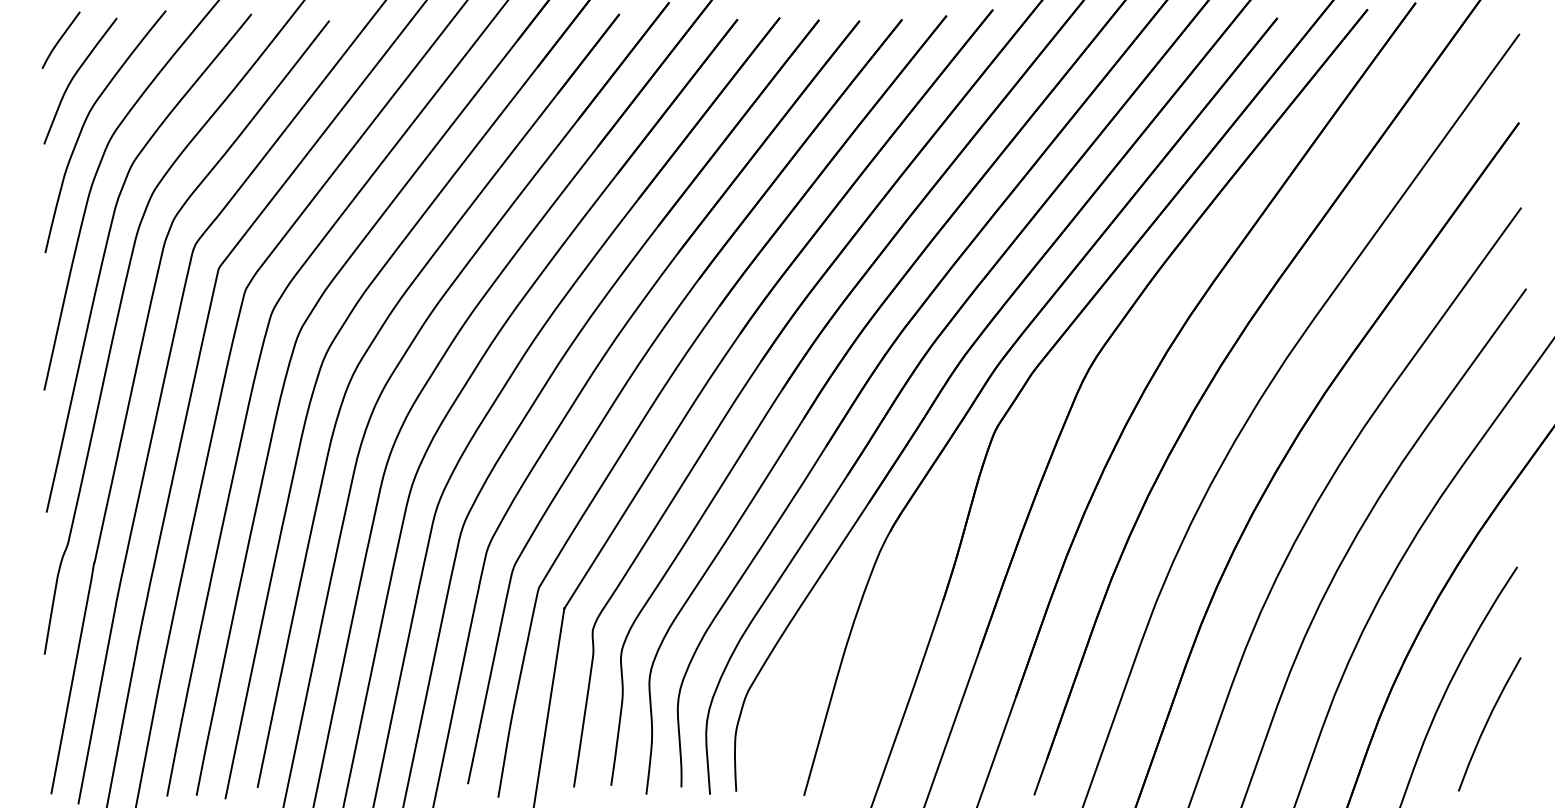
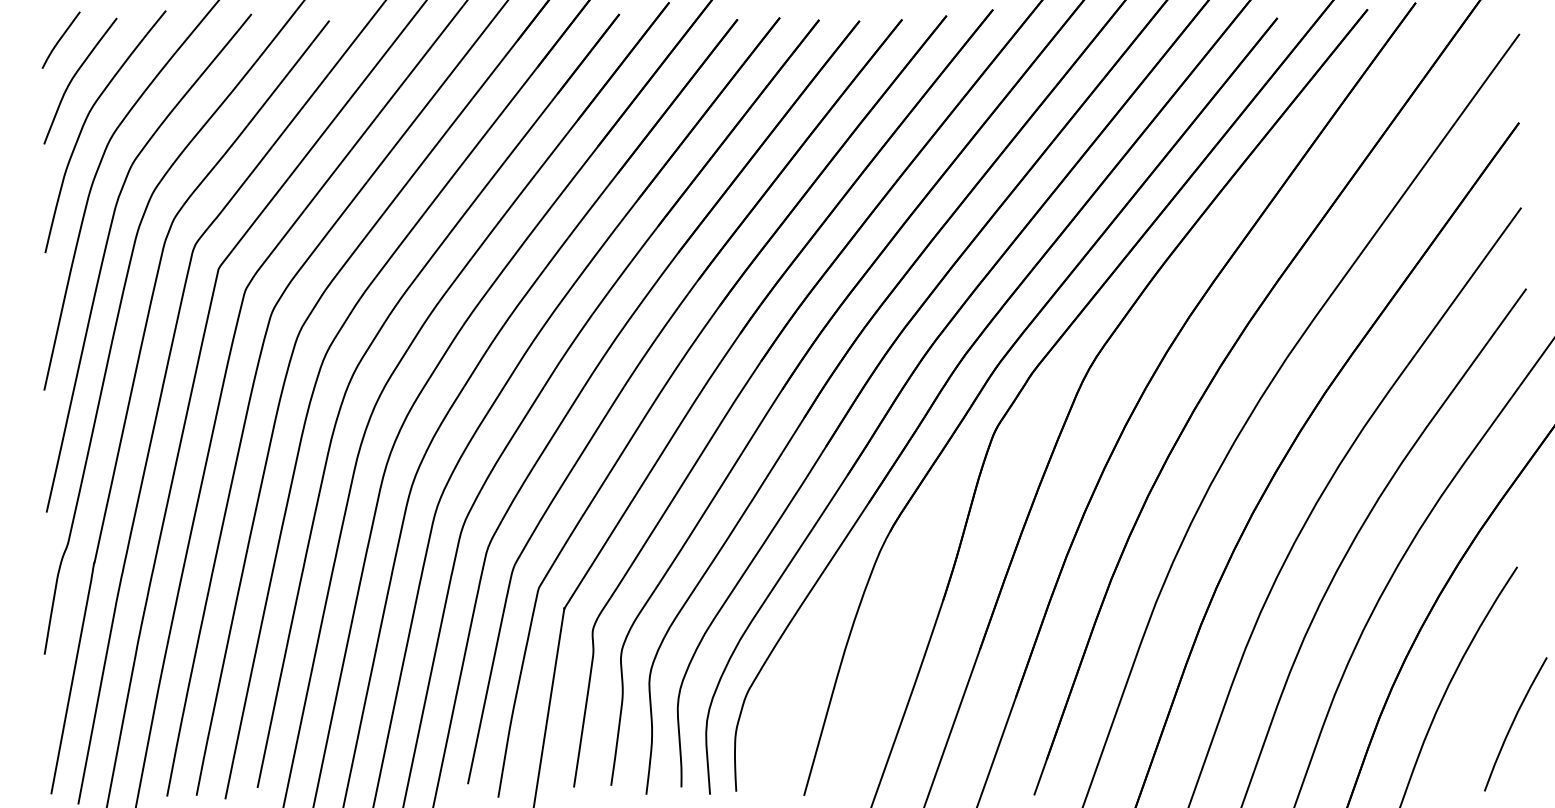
curve position: (1487, 724) -> (1513, 724) (1513, 724)
